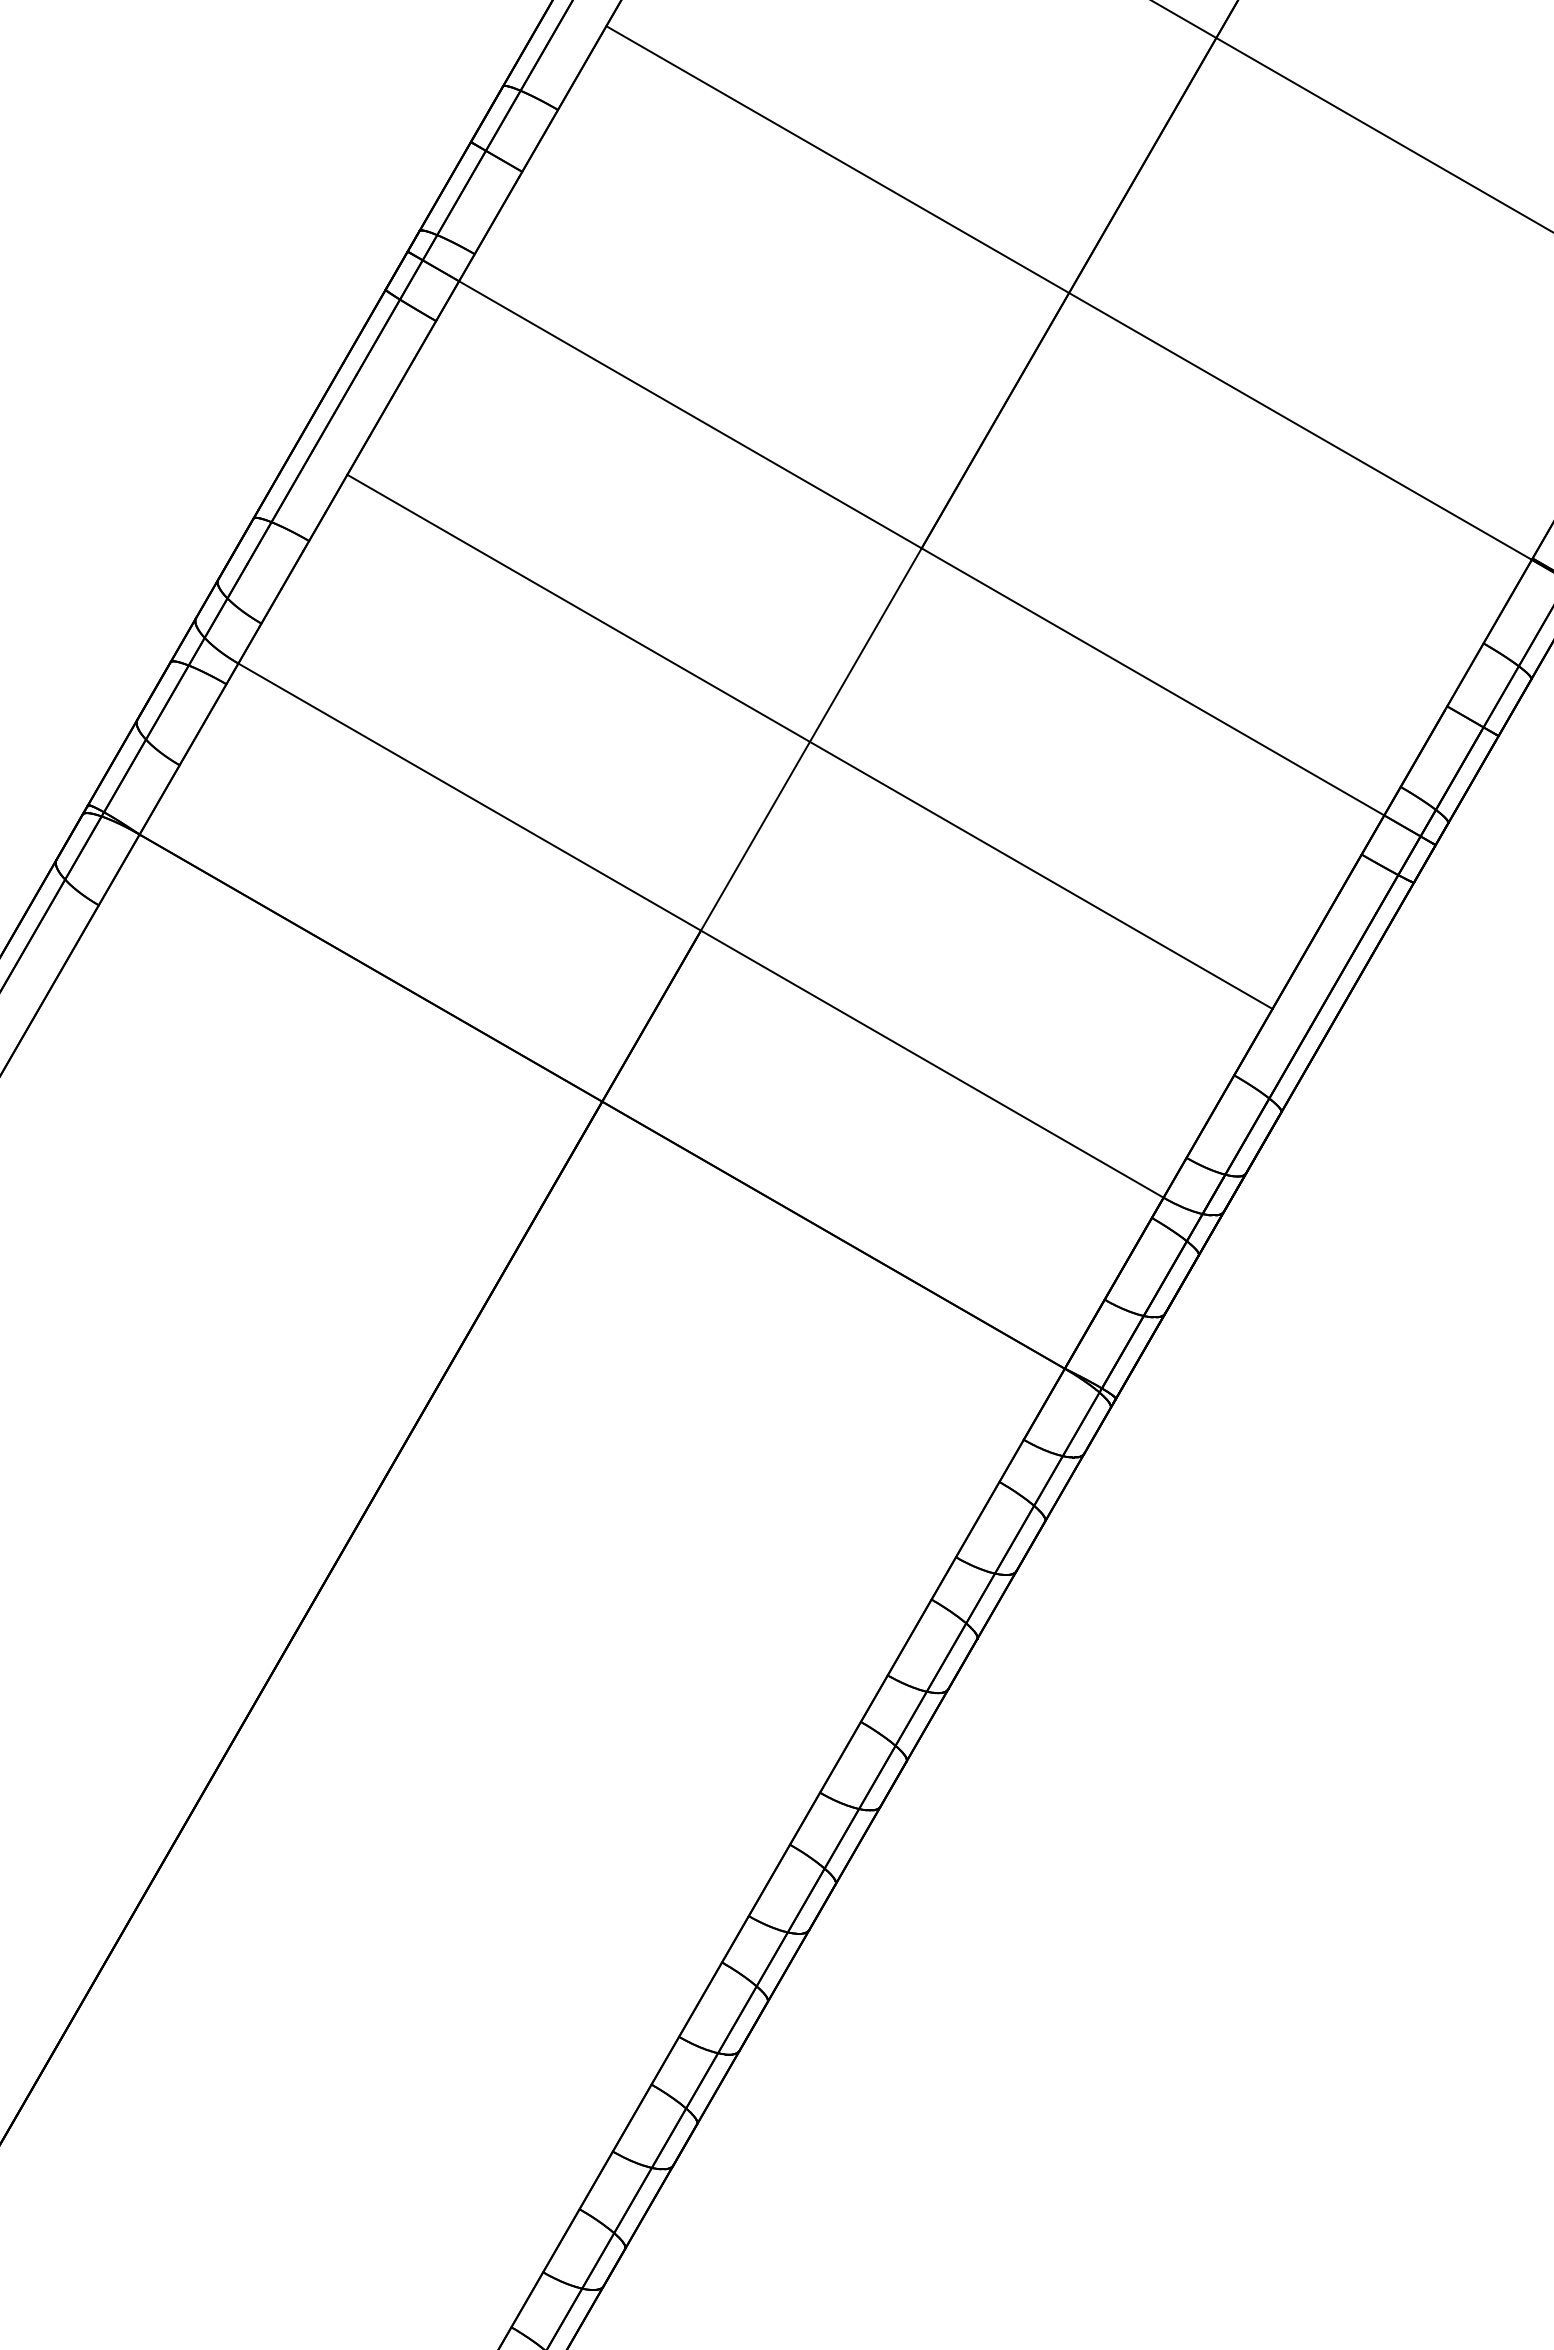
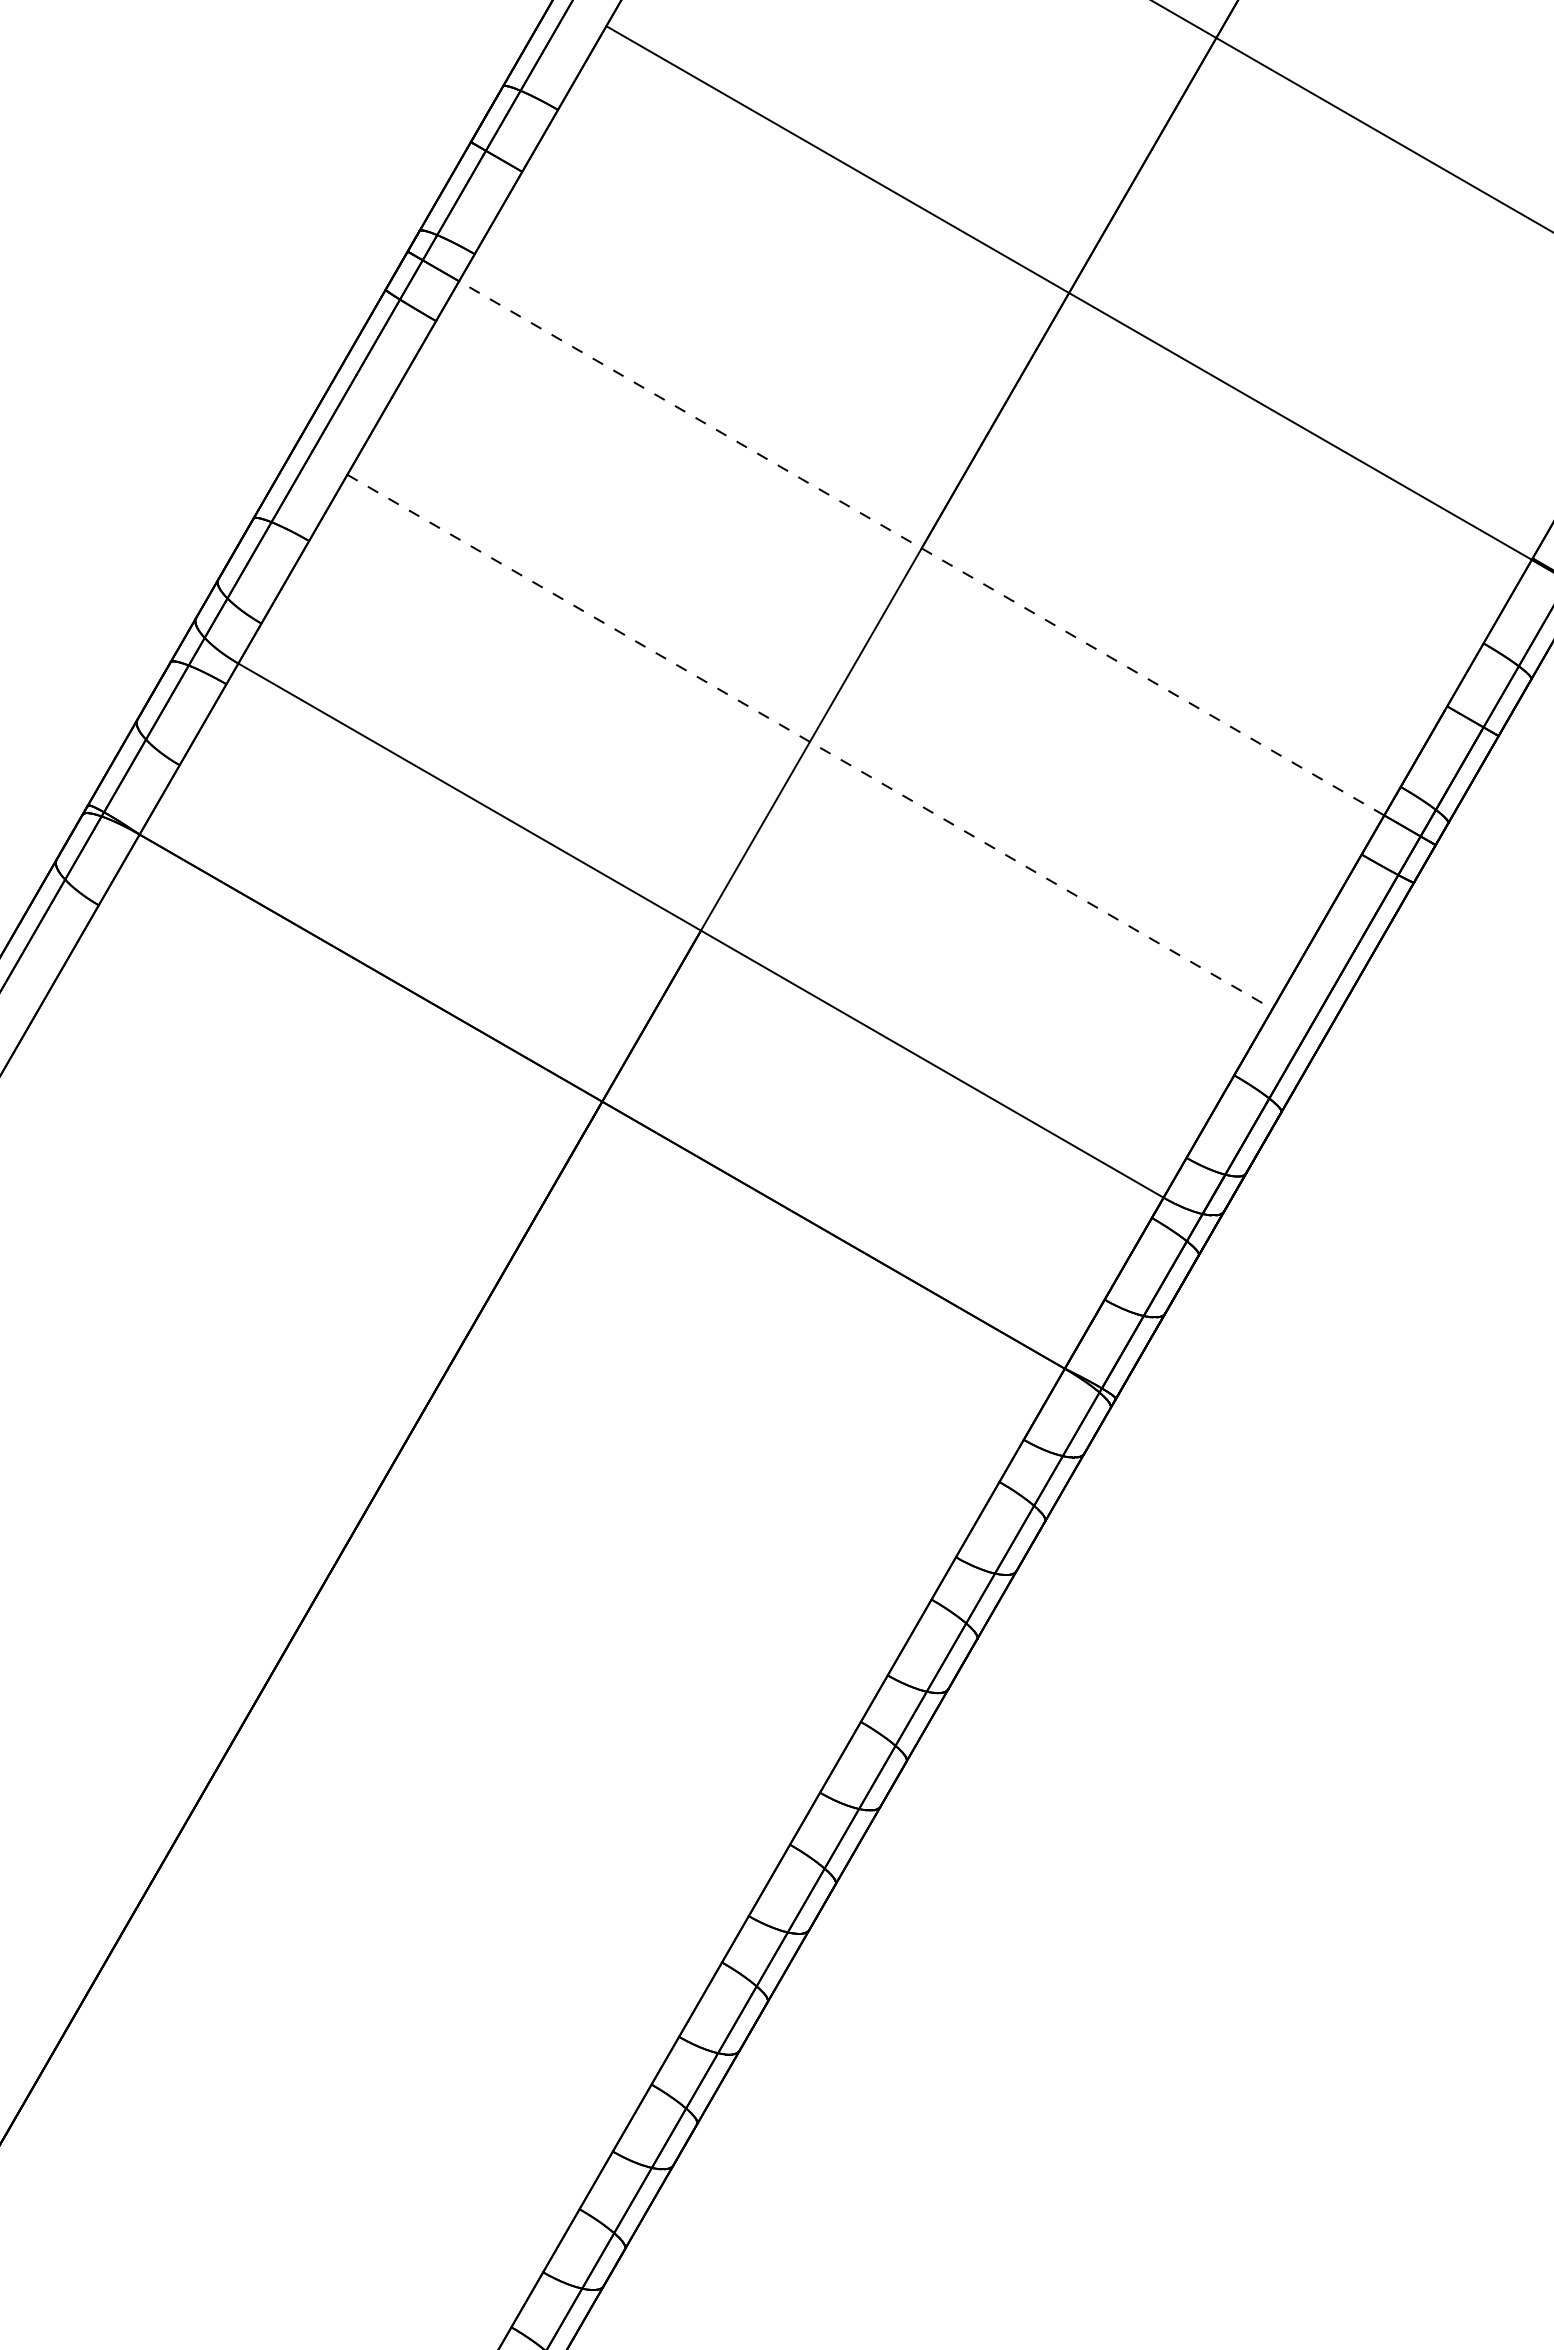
line: solid -> dashed (921, 548)
line: solid -> dashed (810, 742)
